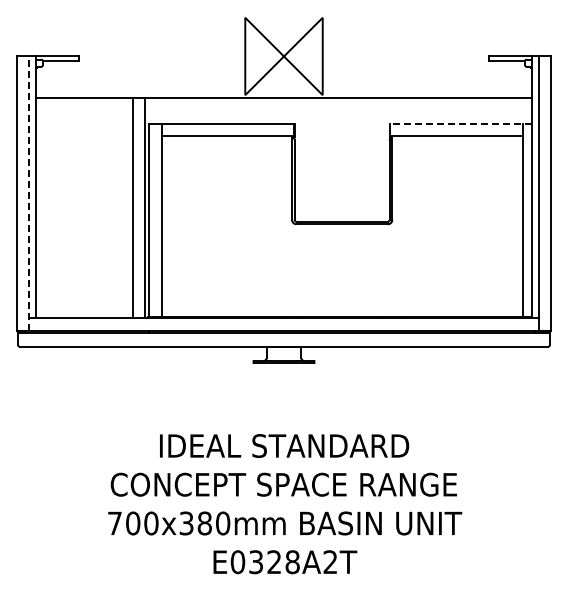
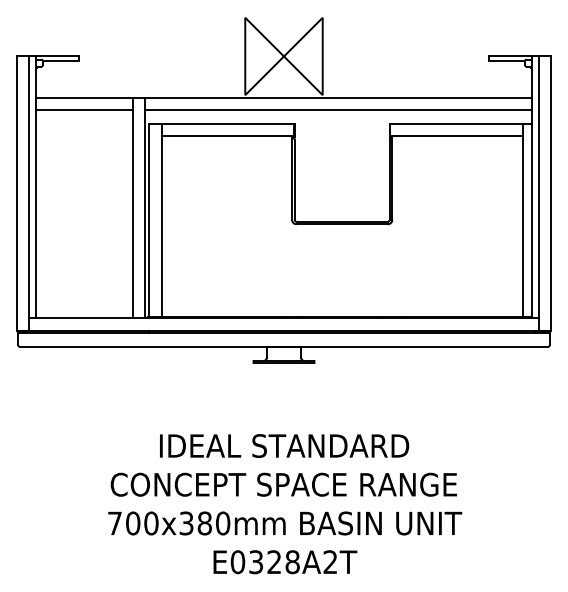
line: none -> present (84, 109)
line: none -> present (338, 109)
line: dashed -> solid (460, 123)
line: dashed -> solid (29, 193)
